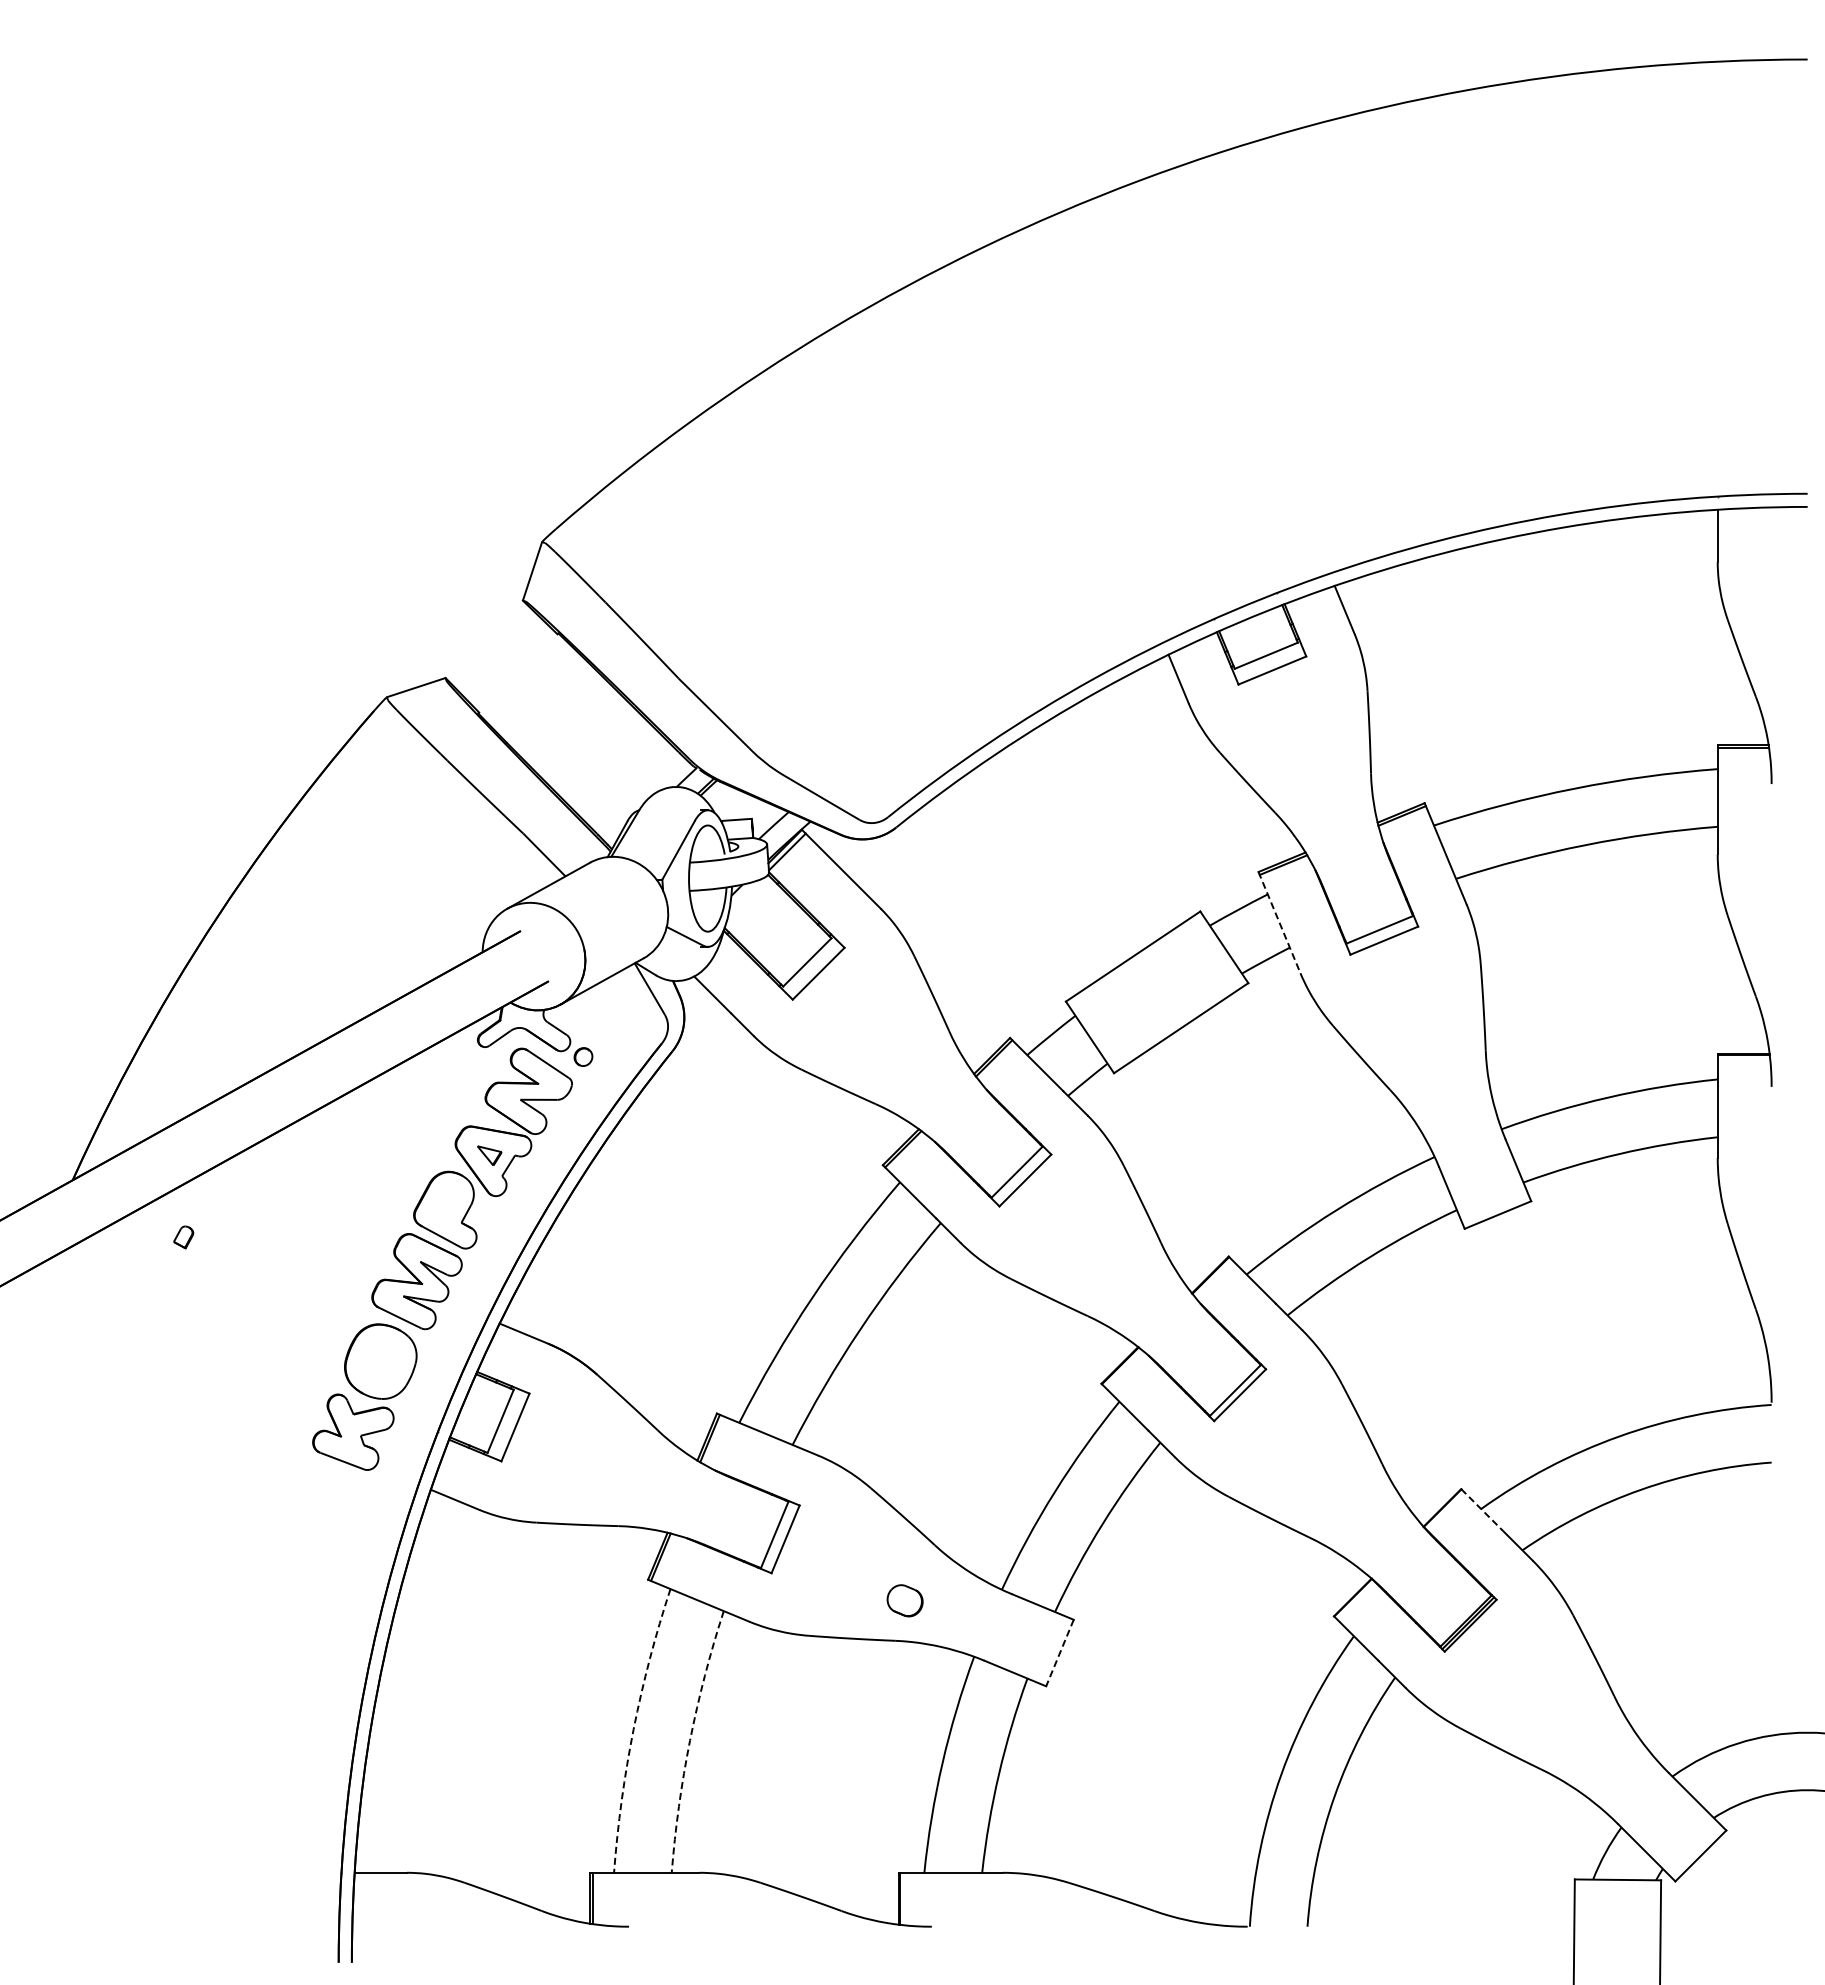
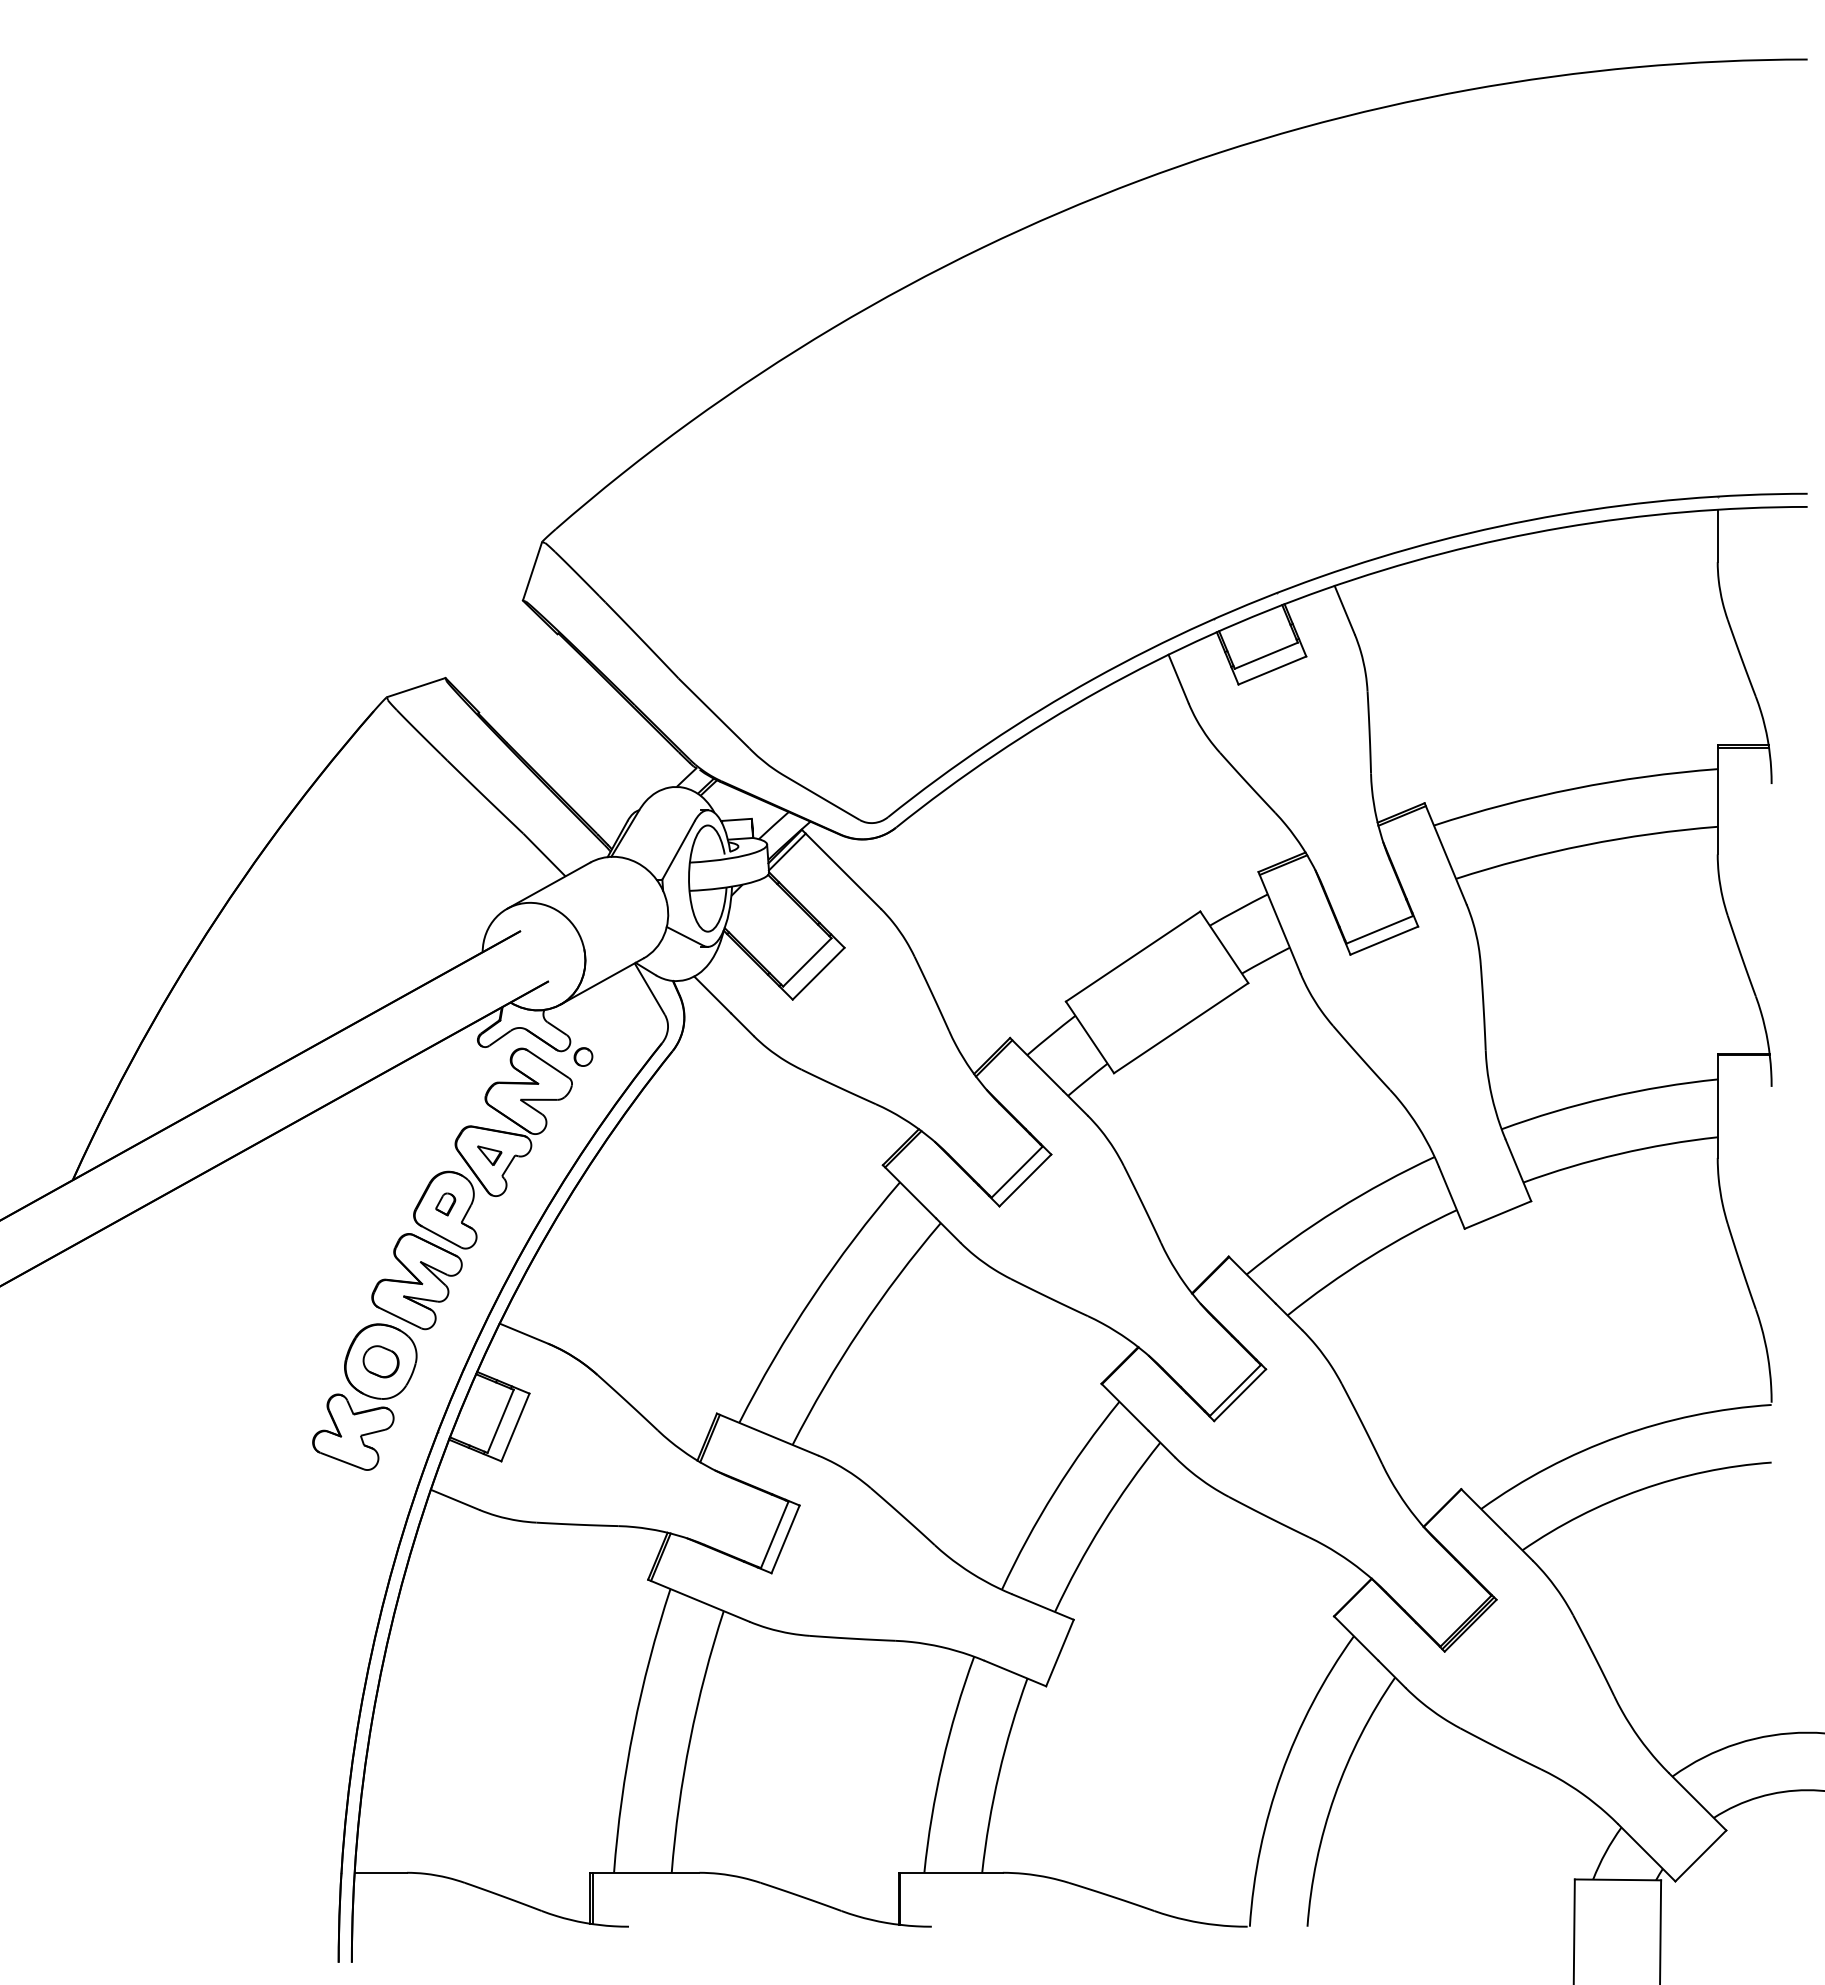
line: dashed -> solid (1279, 922)
part position: (183, 1237) -> (445, 1204) (445, 1204)
line: dashed -> solid (1483, 1511)
part position: (904, 1600) -> (380, 1361) (380, 1361)
line: dashed -> solid (1059, 1653)
arc: dashed -> solid (633, 1729)
arc: dashed -> solid (690, 1740)
